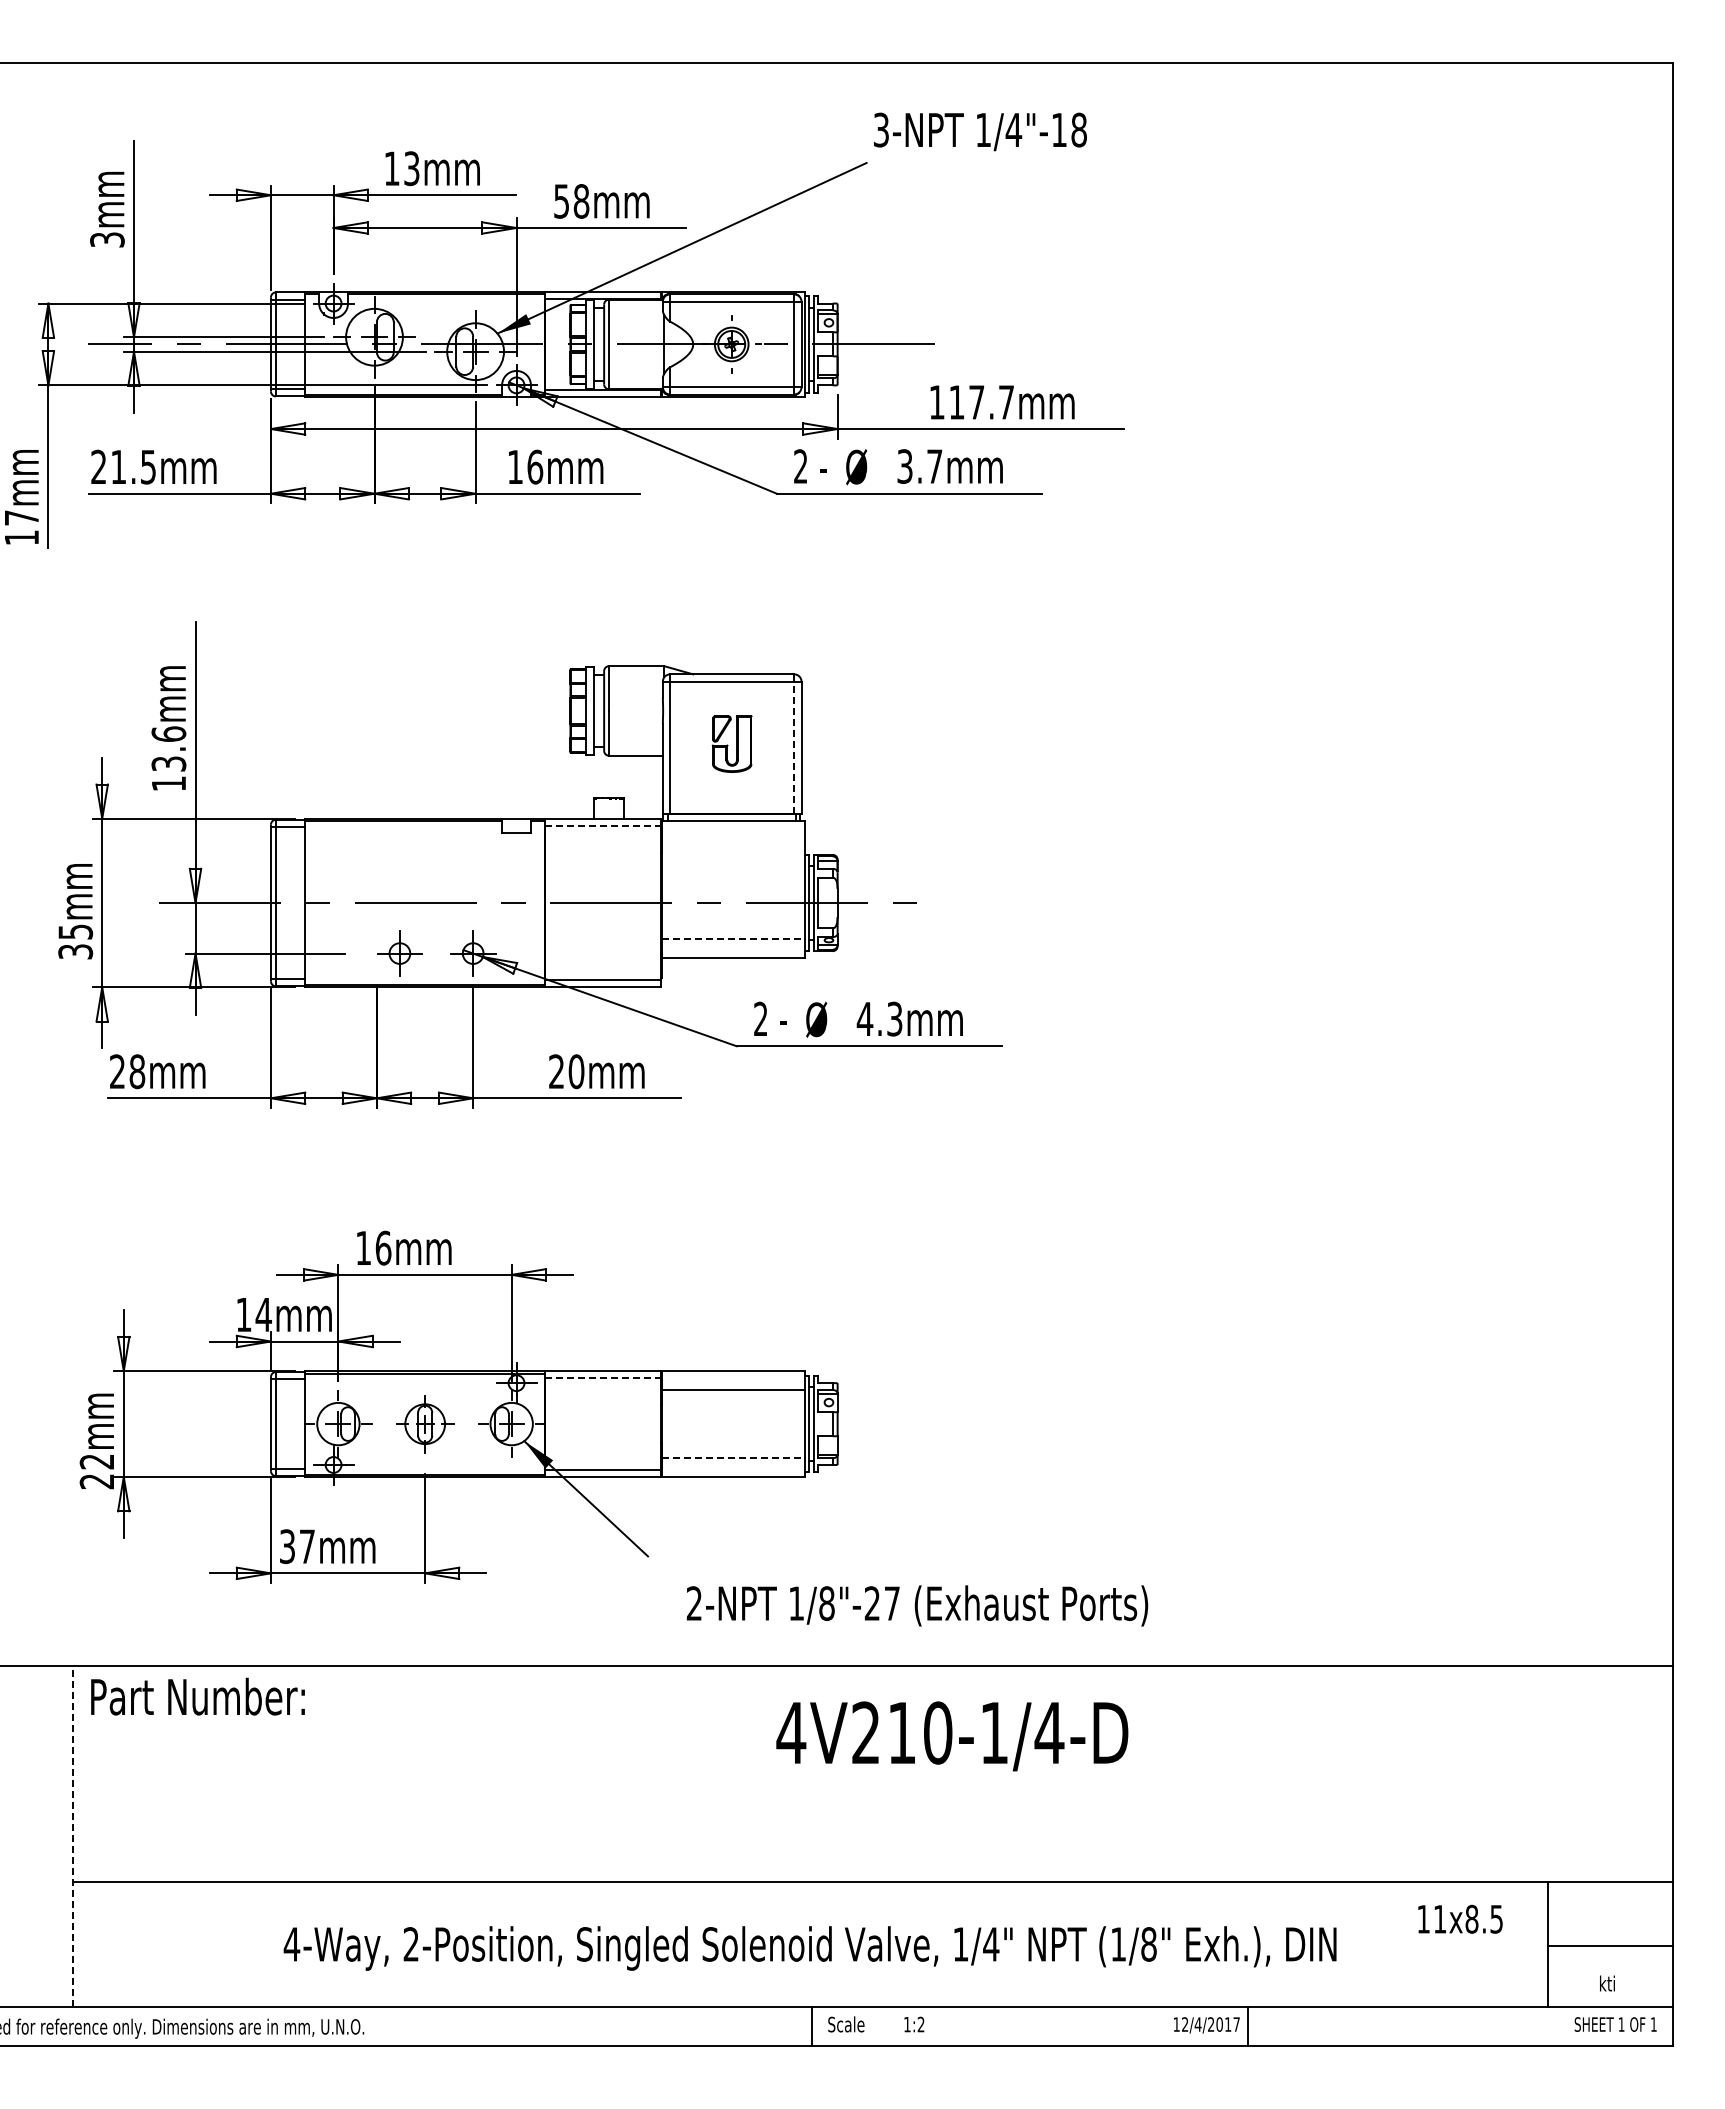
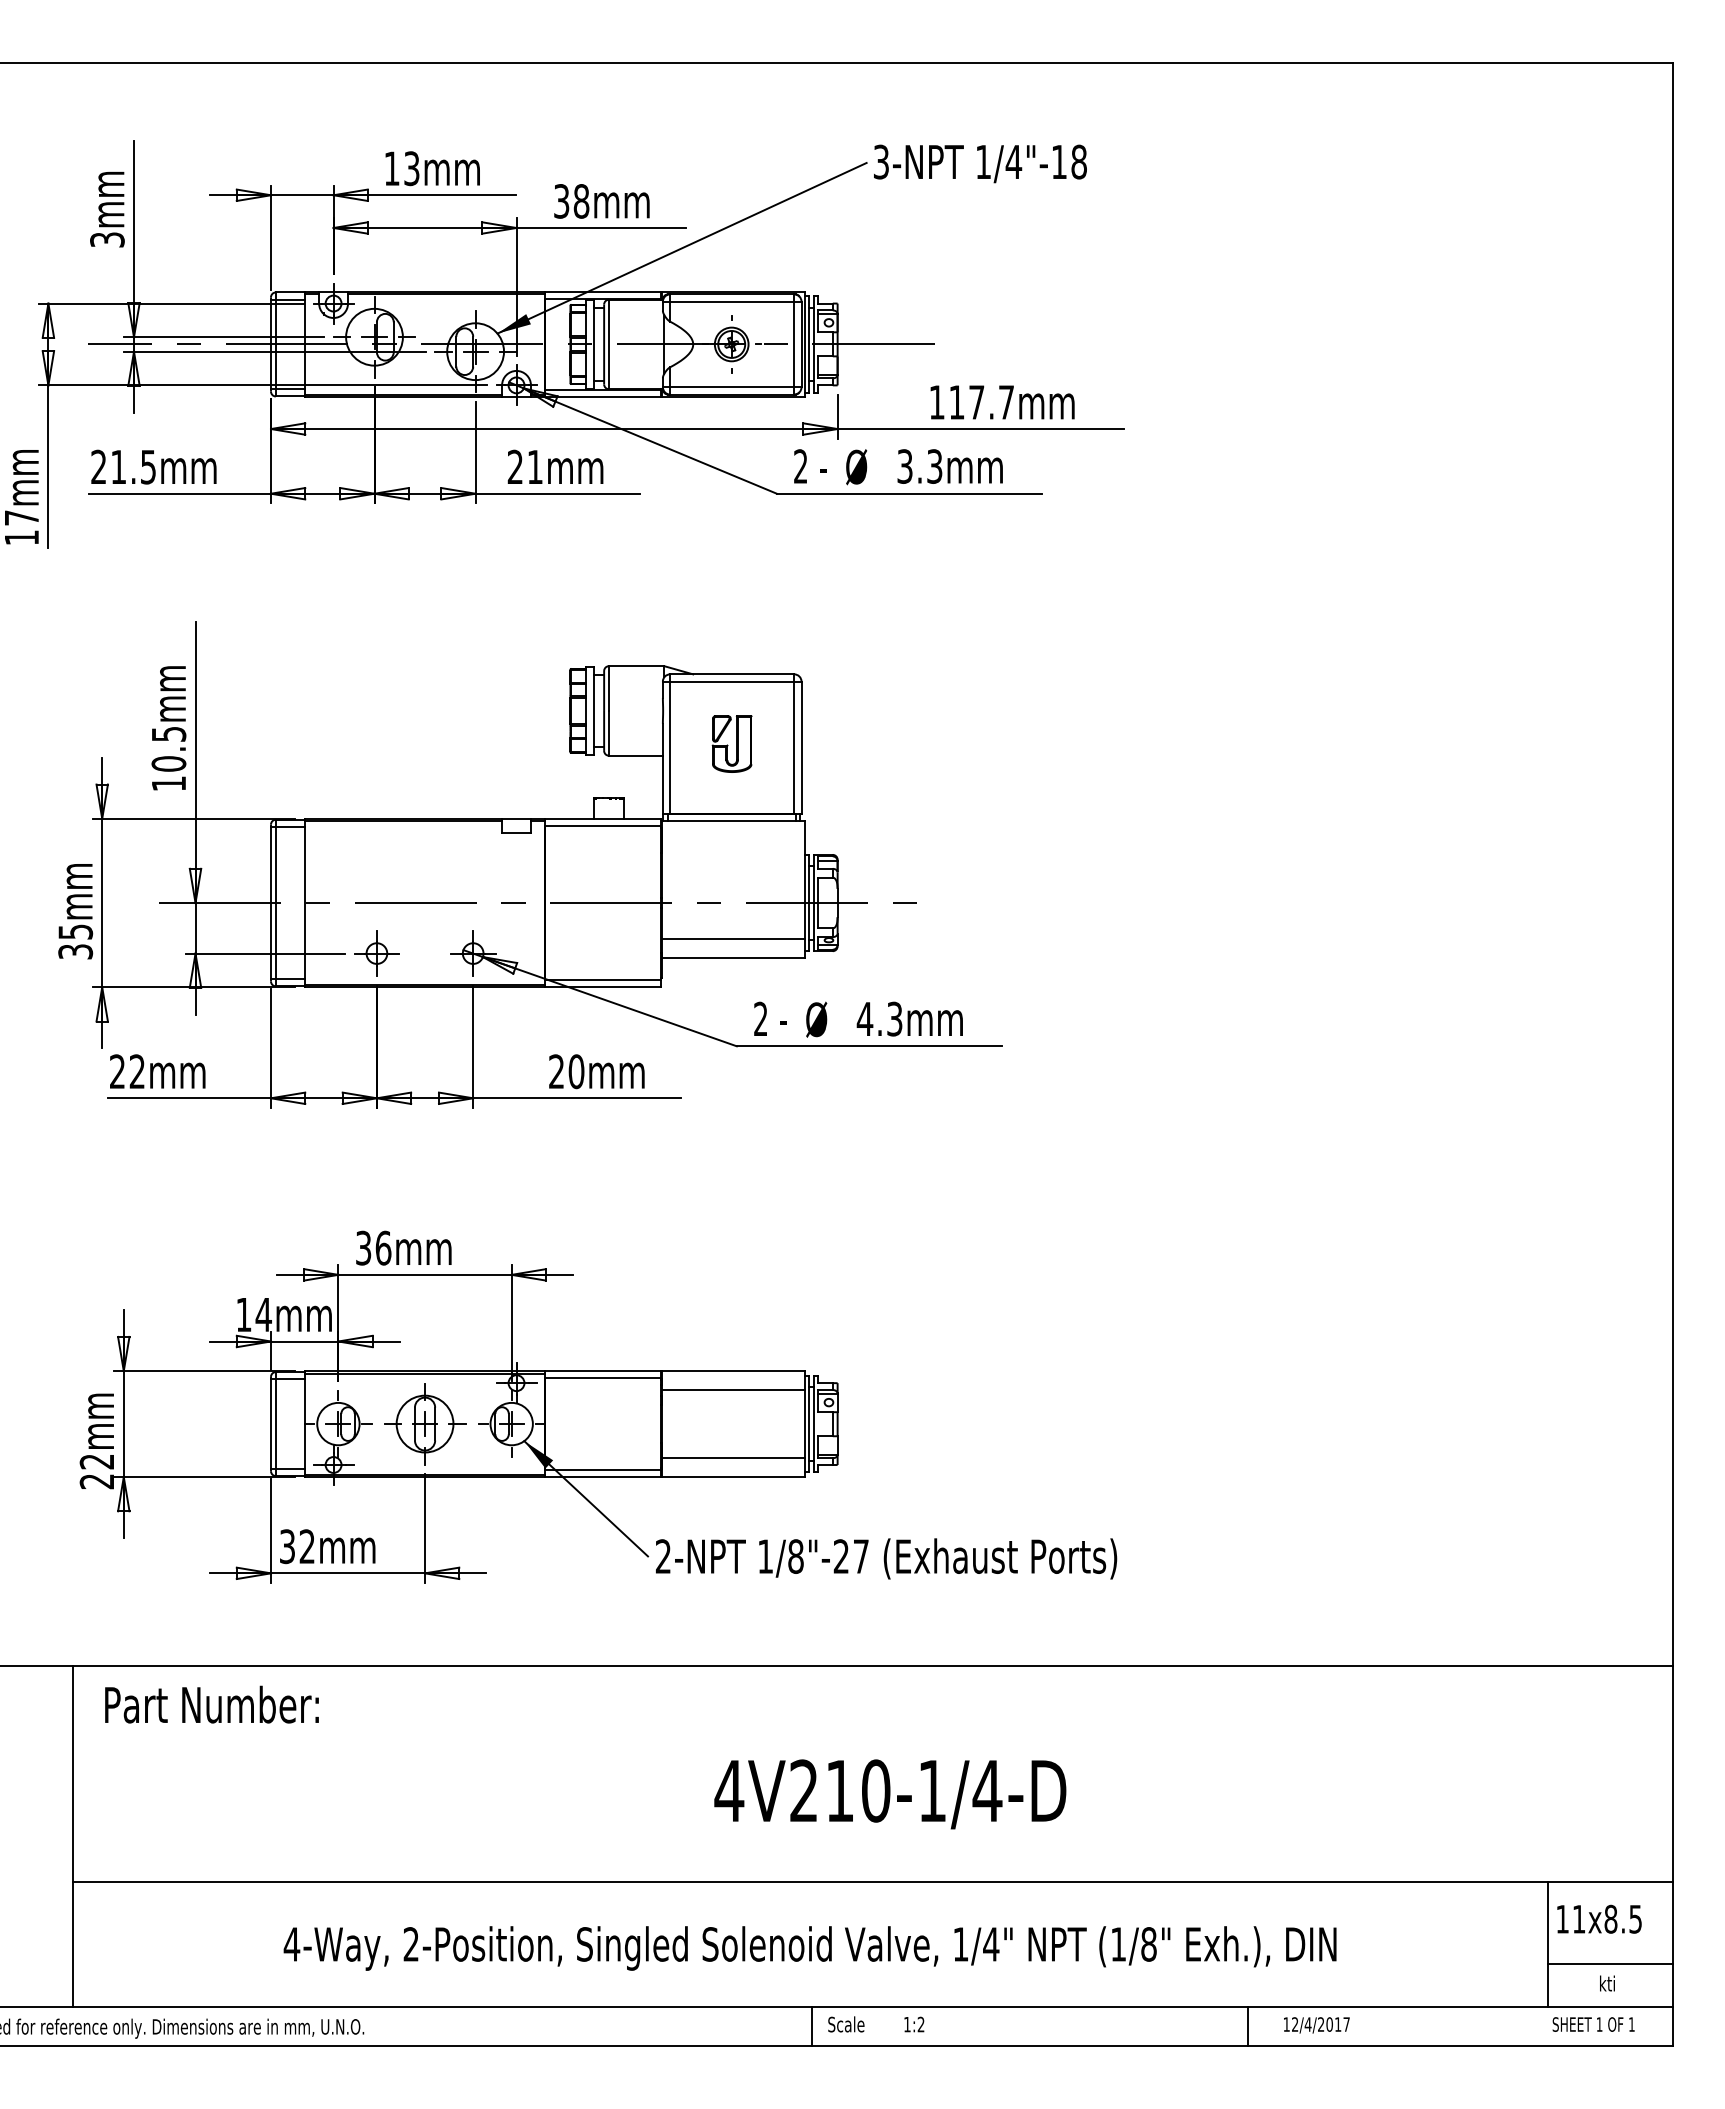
text position: (980, 131) -> (980, 163) (980, 163)
text: 58mm -> 38mm (561, 201)
text: 16mm -> 21mm (525, 466)
text: 3.7mm -> 3.3mm (934, 466)
line: dashed -> solid (794, 747)
text: 13.6mm -> 10.5mm (168, 748)
line: dashed -> solid (603, 826)
line: dashed -> solid (733, 939)
part position: (399, 953) -> (376, 953) (376, 953)
text: 28mm -> 22mm (137, 1071)
text: 16mm -> 36mm (363, 1247)
line: dashed -> solid (603, 1378)
part size: 59x59 px -> 83x83 px (425, 1424)
line: dashed -> solid (733, 1457)
text: 37mm -> 32mm (306, 1546)
text position: (917, 1605) -> (886, 1558) (886, 1558)
text position: (197, 1696) -> (211, 1704) (211, 1704)
text position: (952, 1736) -> (890, 1794) (890, 1794)
line: dashed -> solid (72, 1836)
text position: (1460, 1918) -> (1599, 1918) (1599, 1918)
line position: (1610, 1945) -> (1610, 1963) (1610, 1963)
text position: (1615, 2024) -> (1593, 2024) (1593, 2024)
text position: (1206, 2025) -> (1316, 2025) (1316, 2025)
